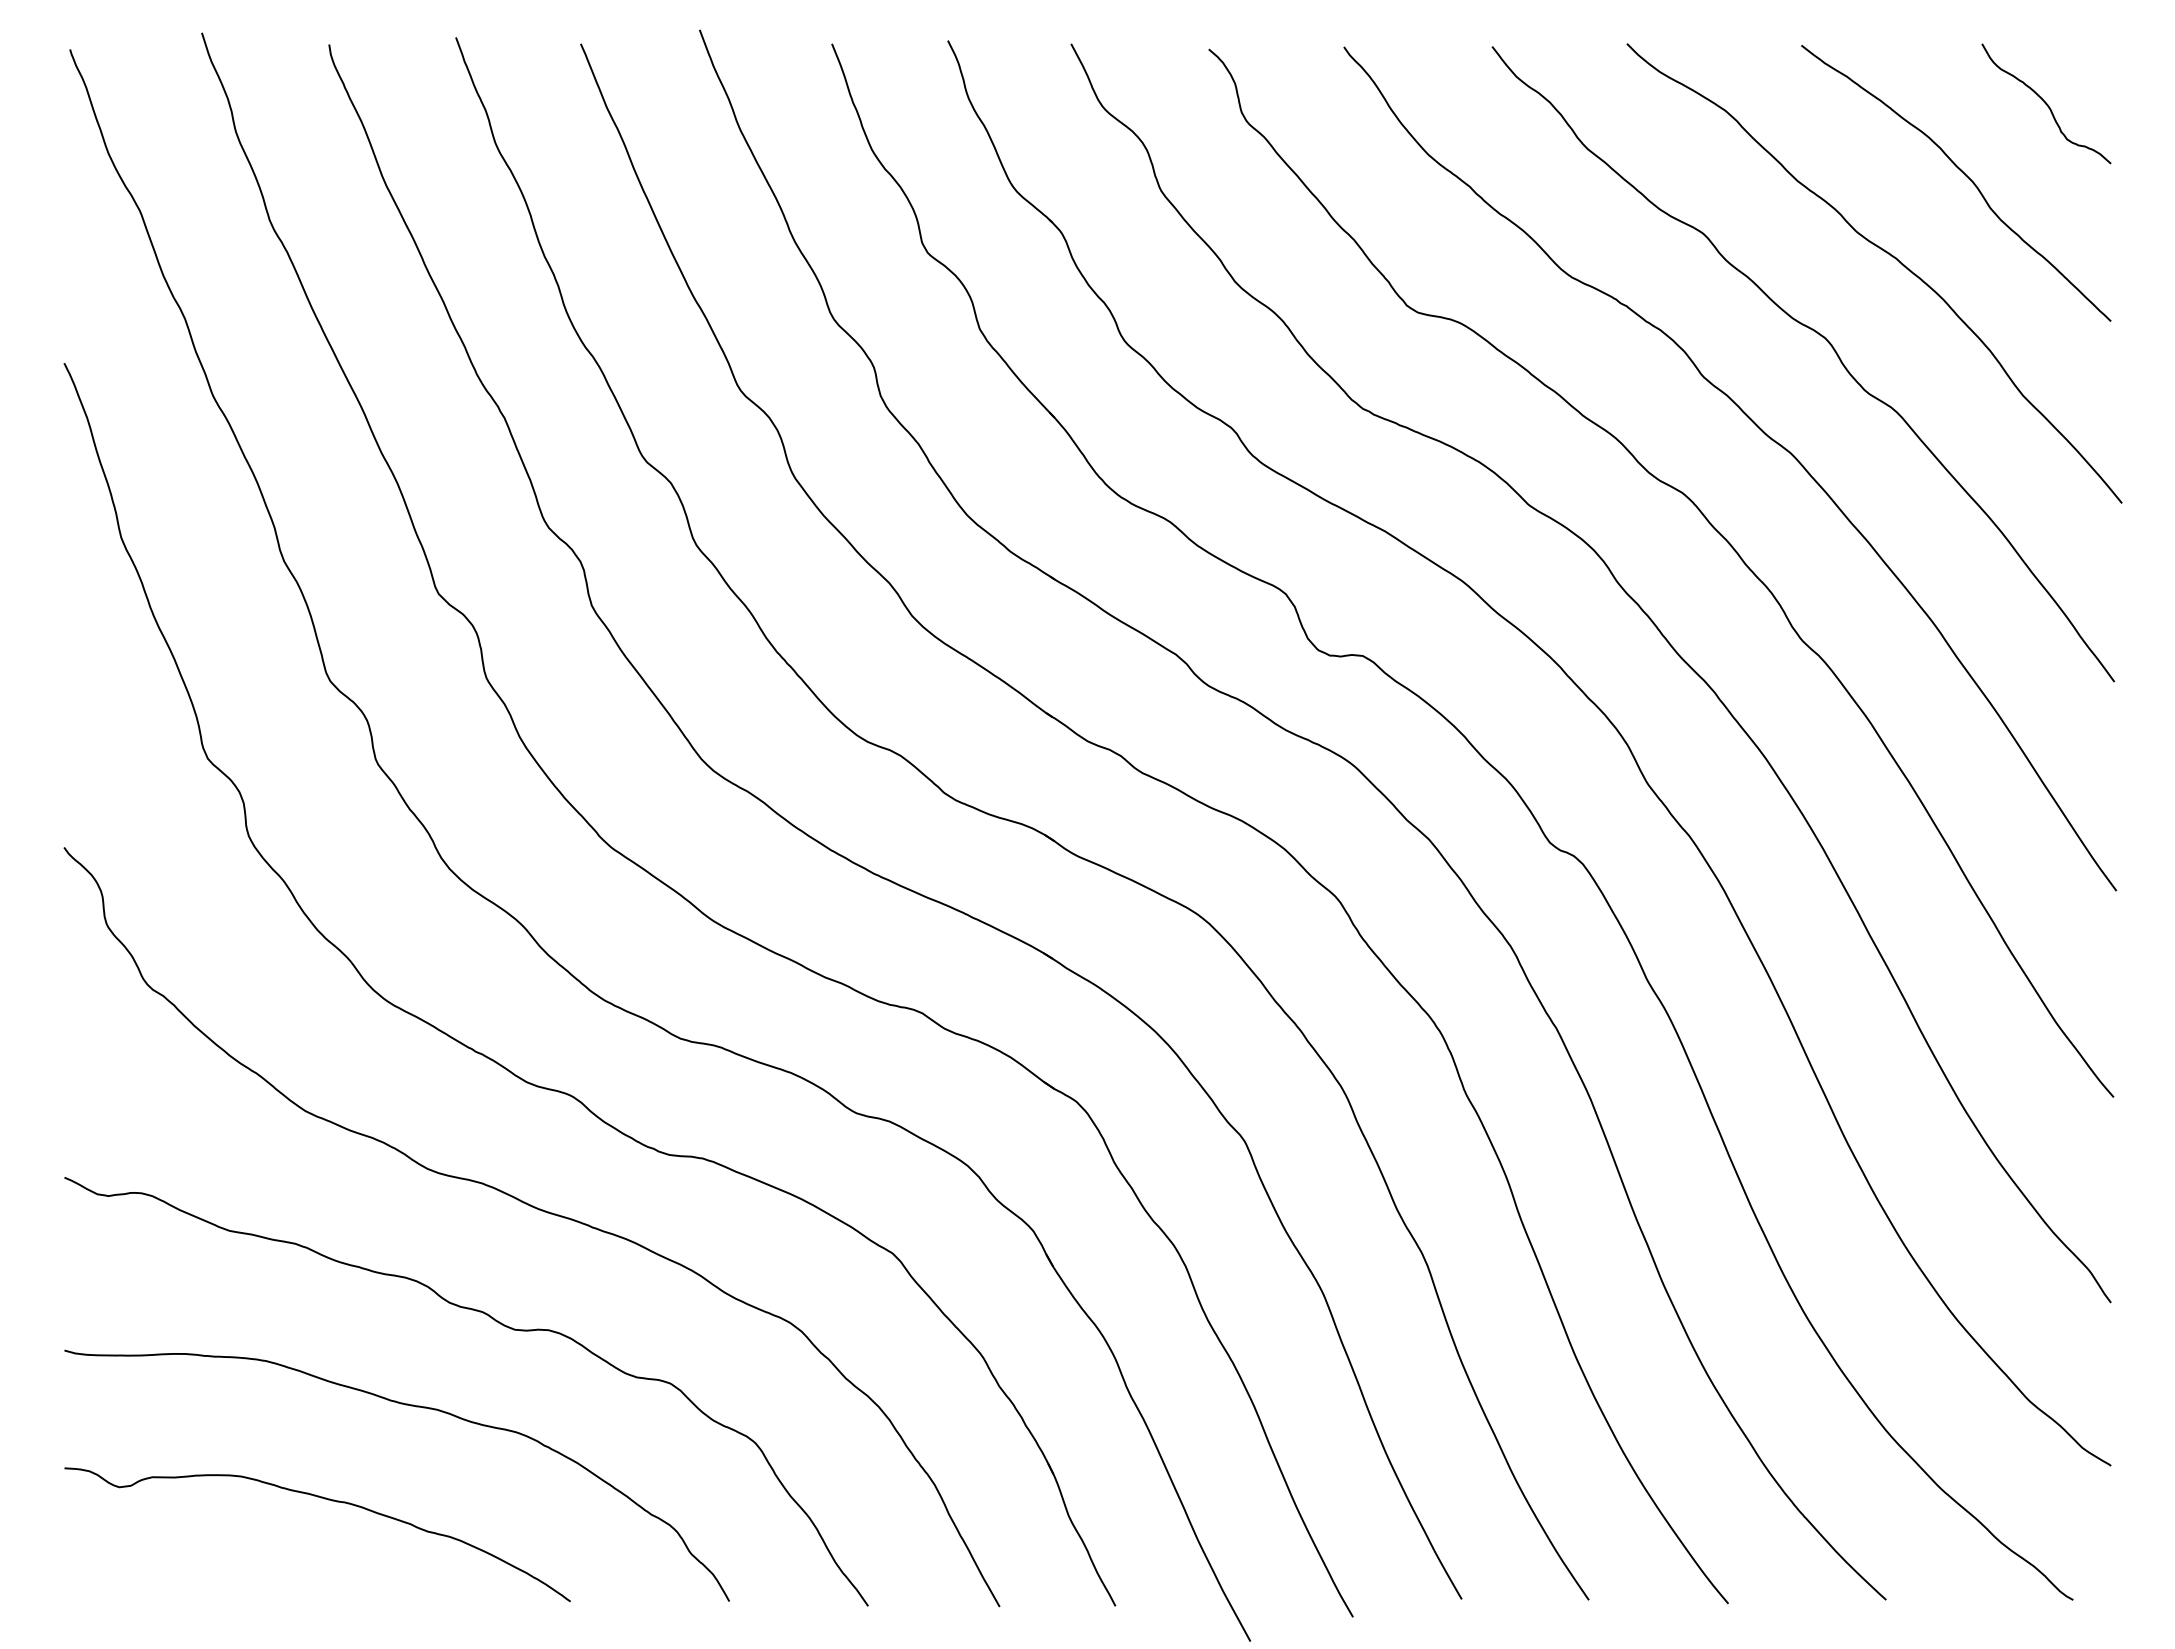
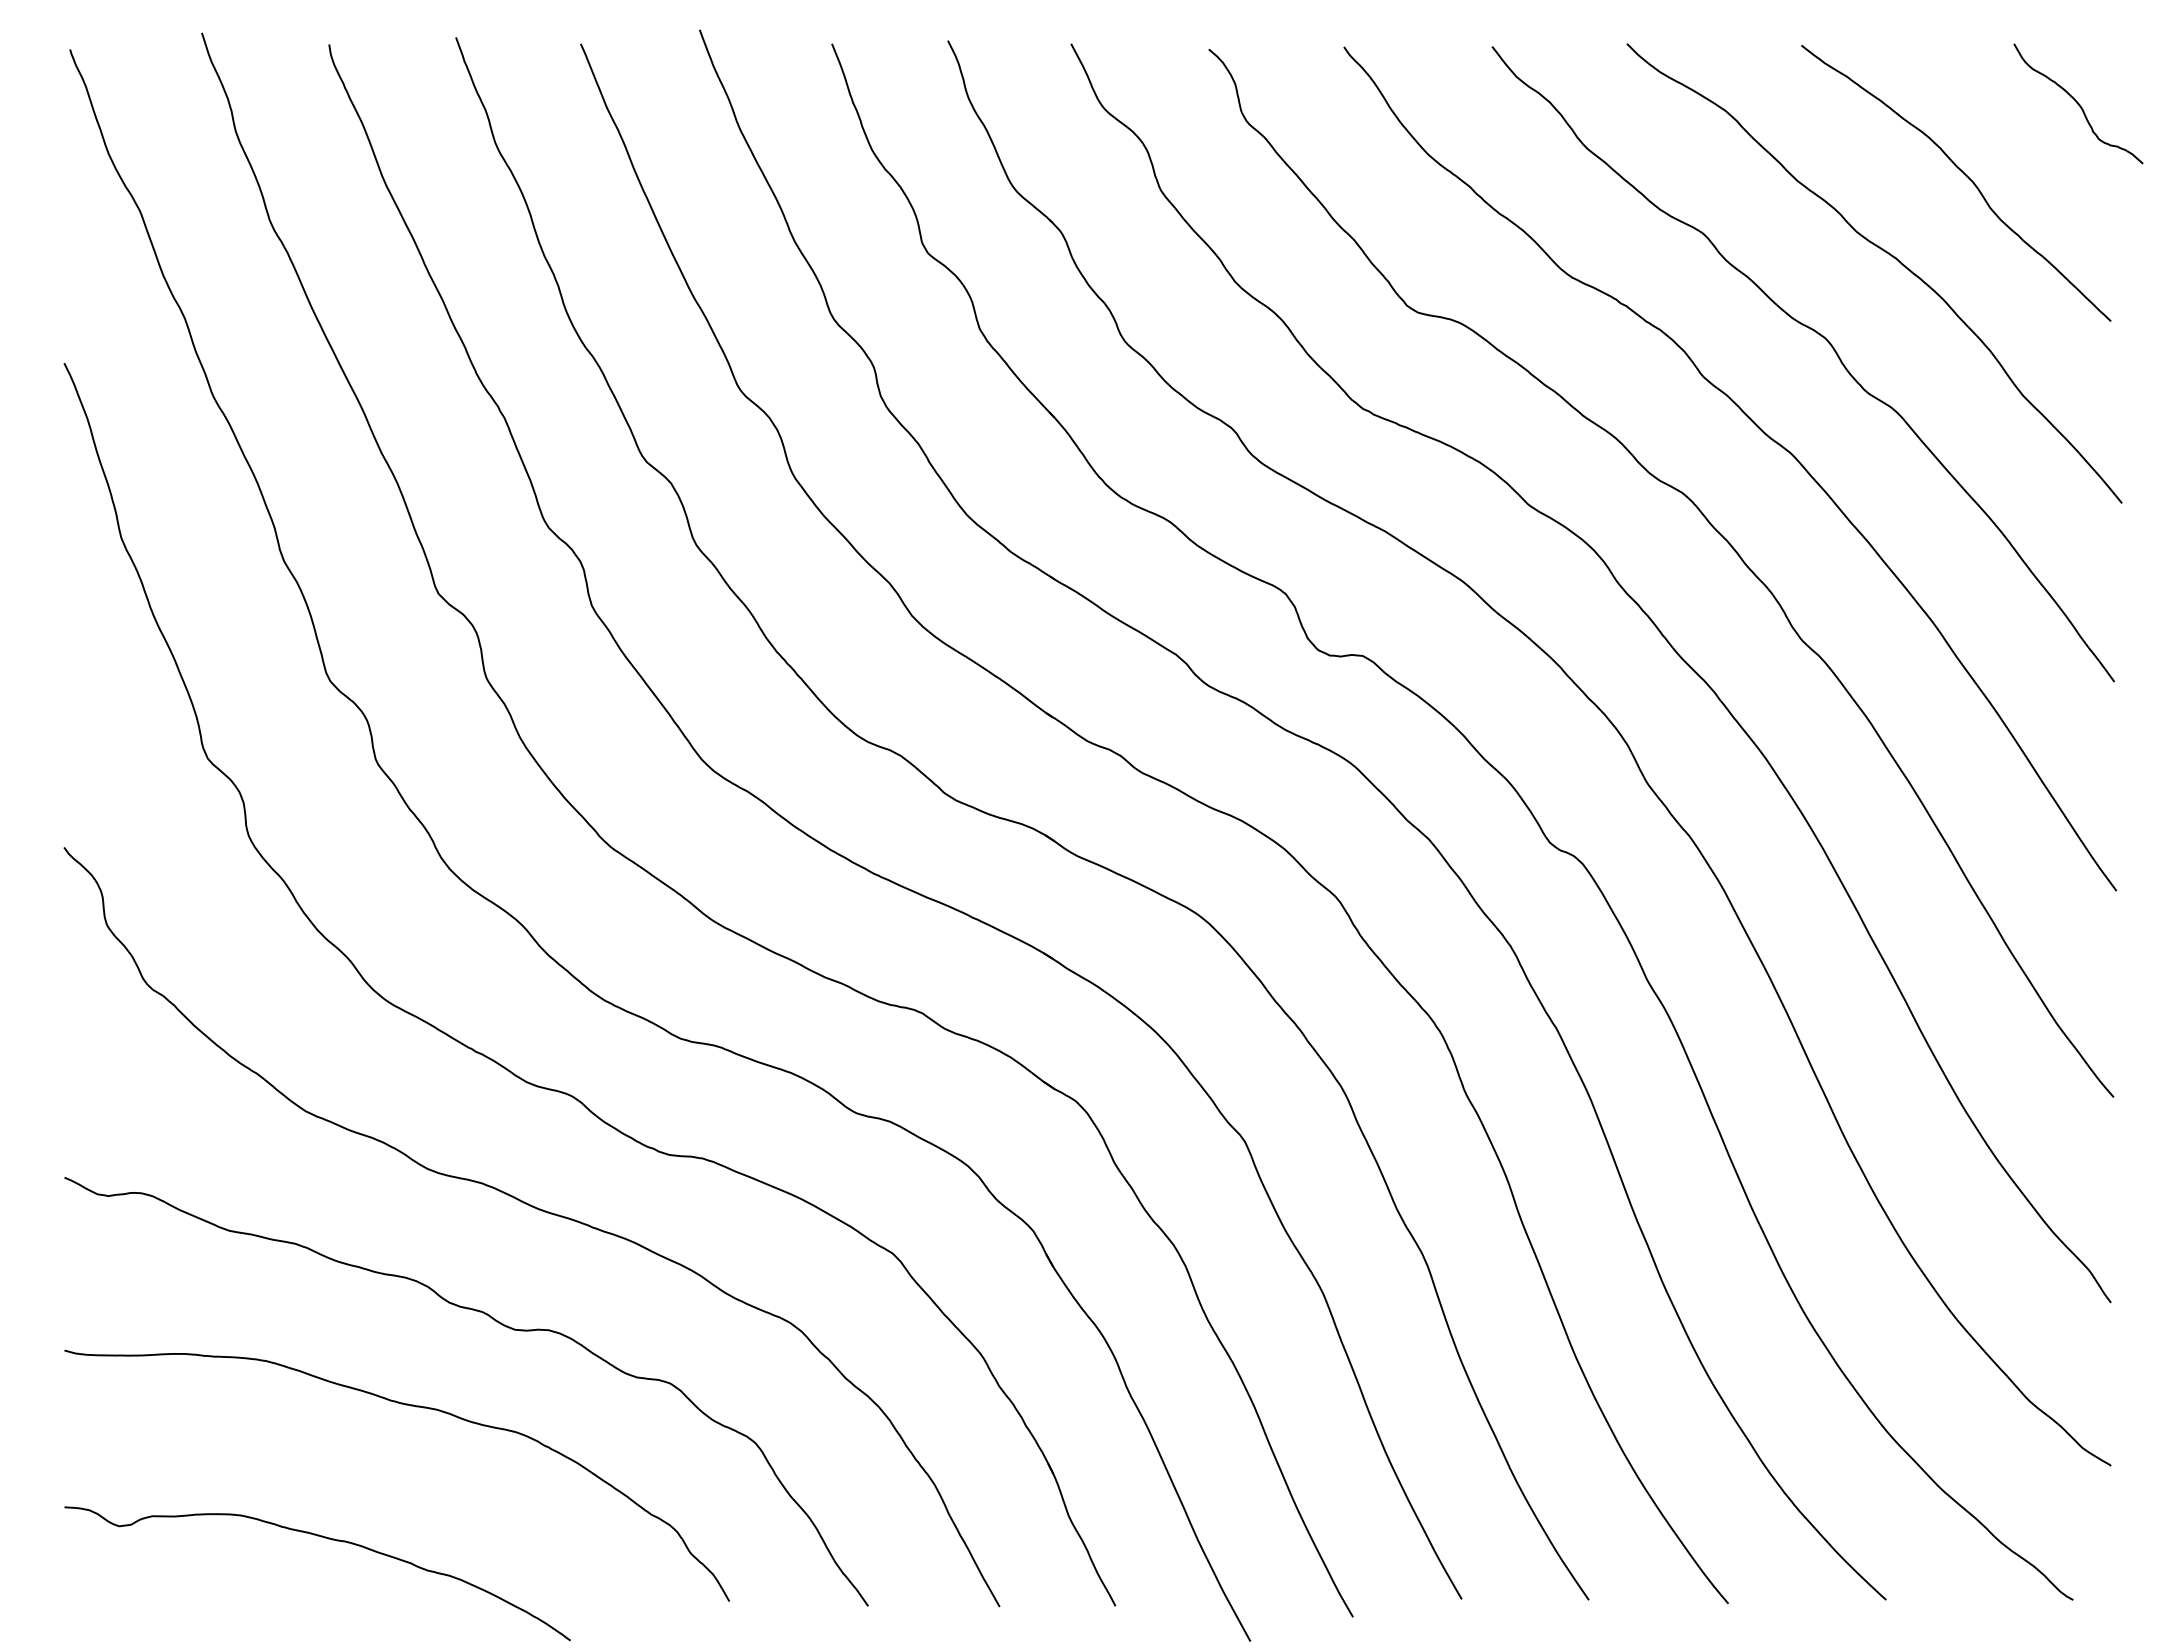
curve position: (2046, 103) -> (2078, 103) (2078, 103)
curve position: (324, 1499) -> (324, 1538) (324, 1538)
